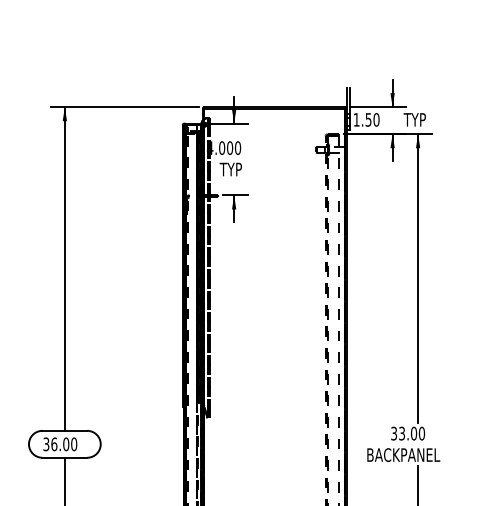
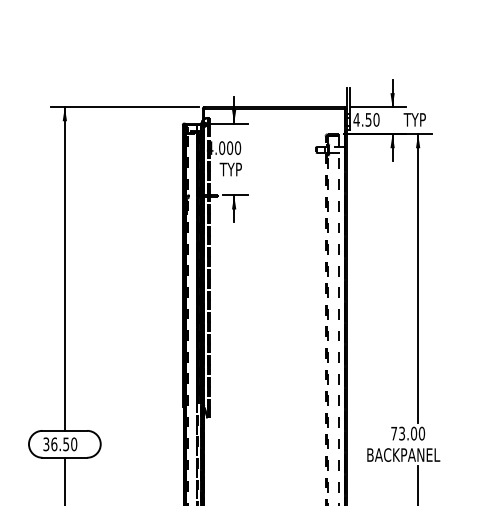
text: 1.50 -> 4.50 (356, 119)
text: 33.00 -> 73.00 (394, 433)
text: 36.00 -> 36.50 (66, 444)
